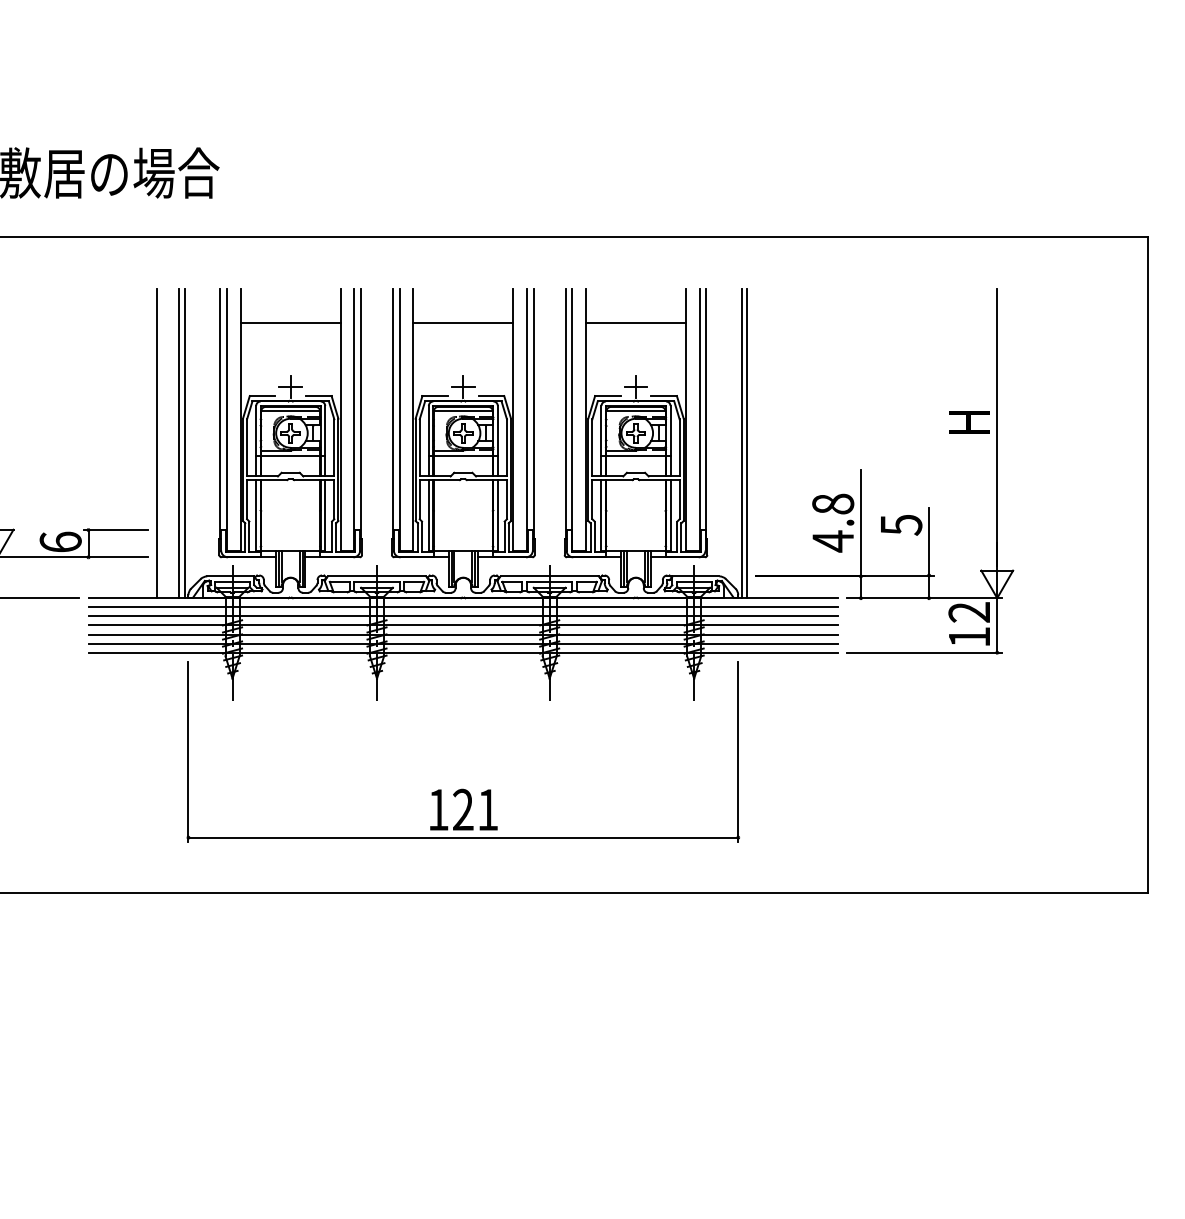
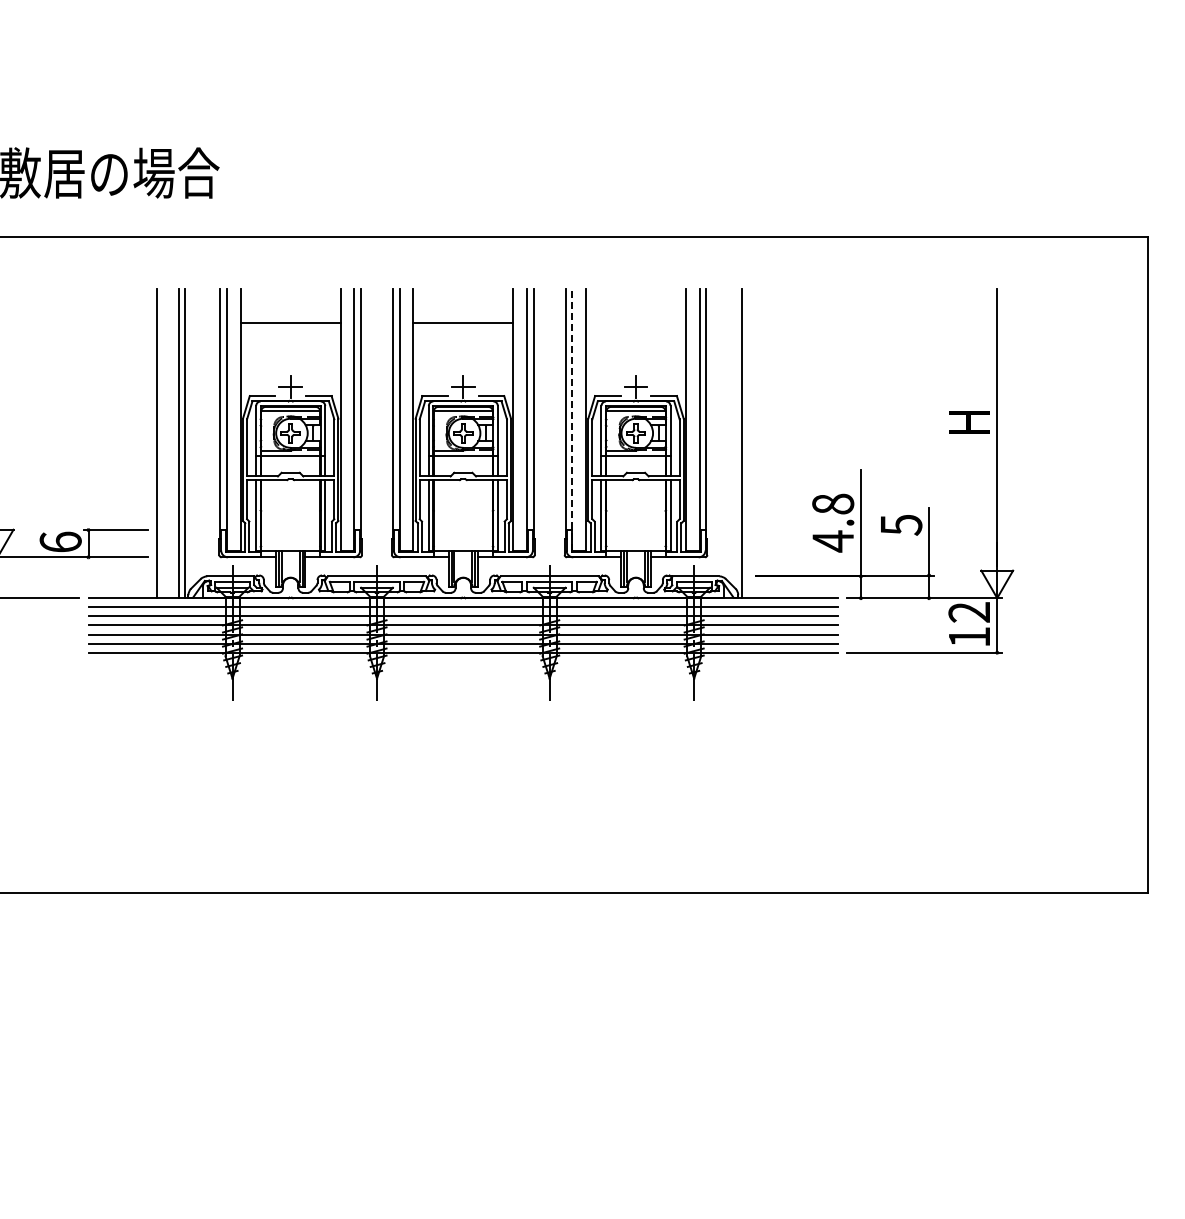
line: present -> none (636, 322)
line: solid -> dashed (572, 419)
line: present -> none (747, 443)
part: present -> none (462, 788)
